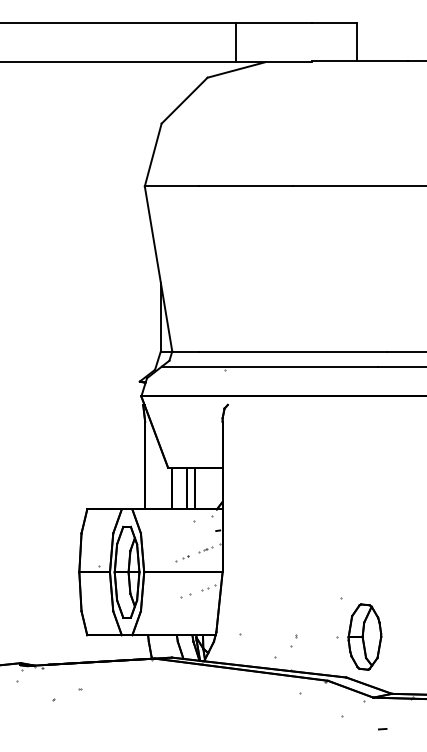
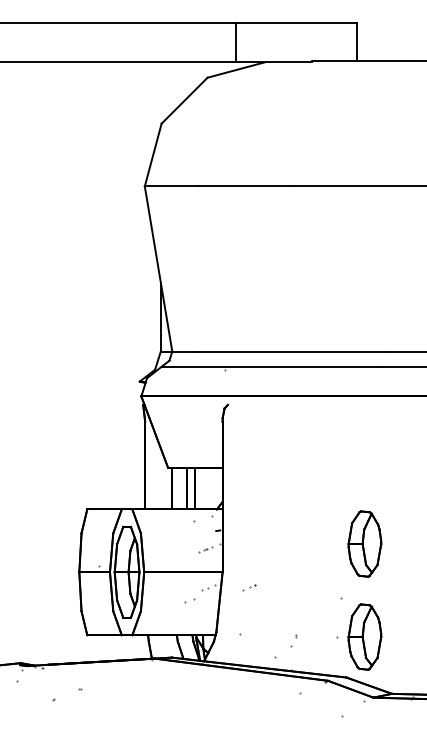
part: none -> present (364, 543)
part position: (182, 558) -> (249, 587) (249, 587)
part position: (185, 595) -> (189, 600) (189, 600)
line: present -> none (382, 729)
